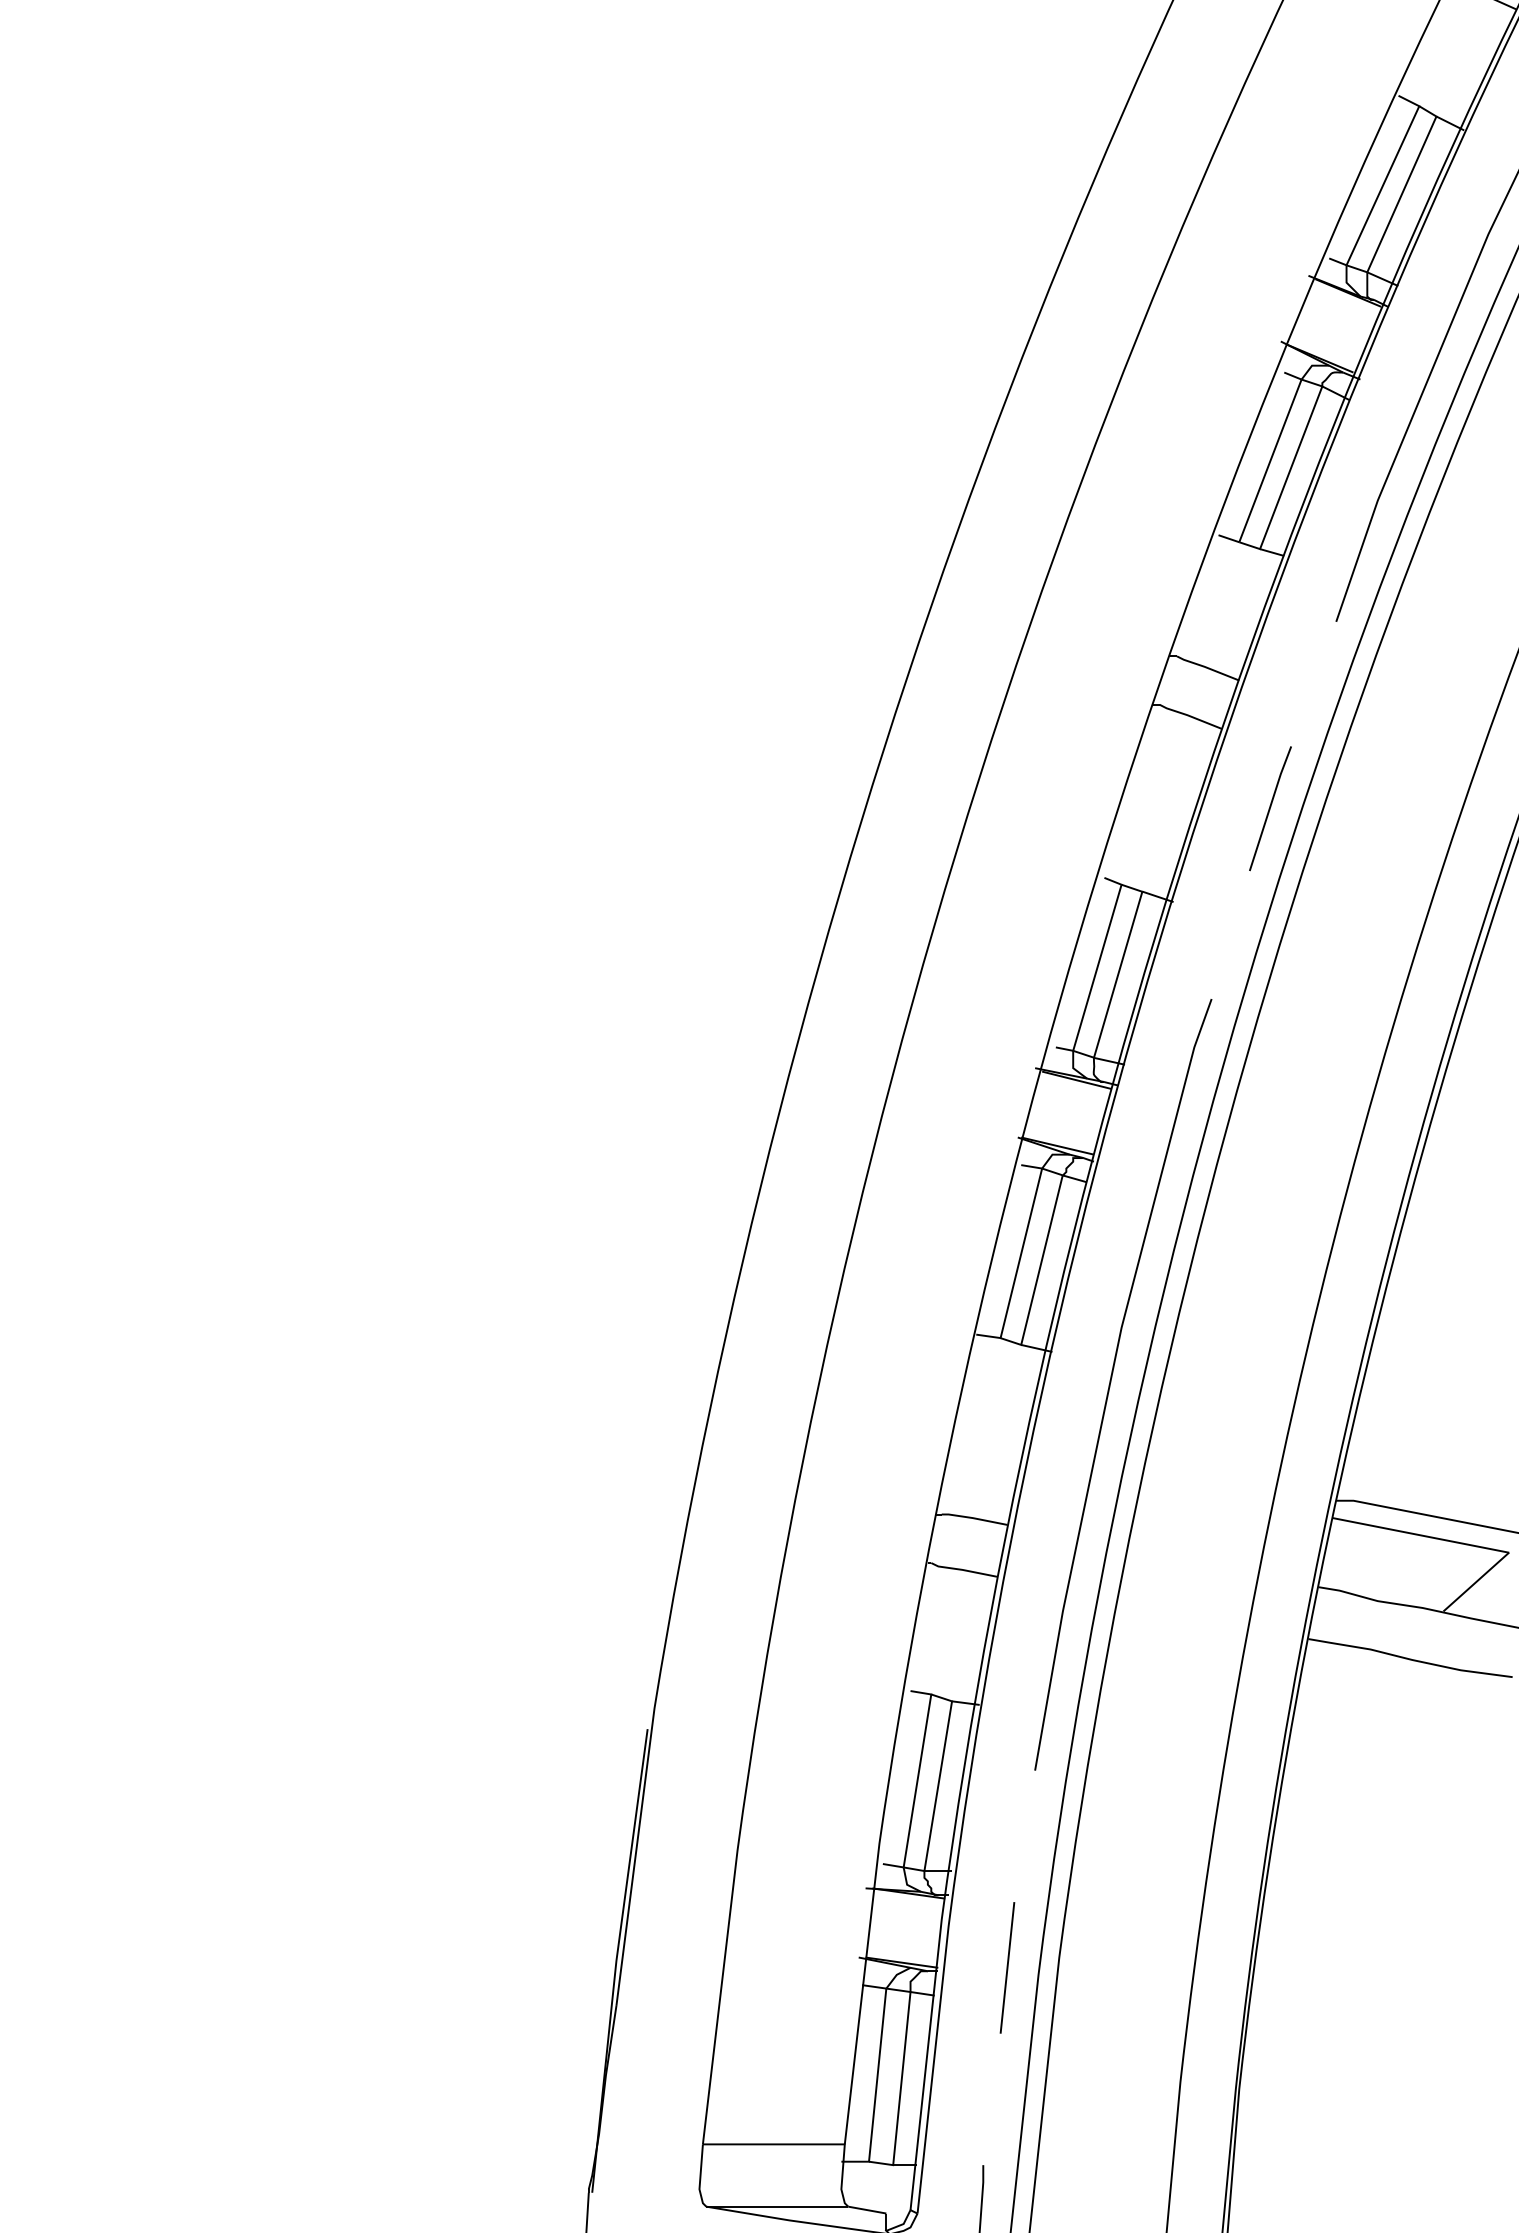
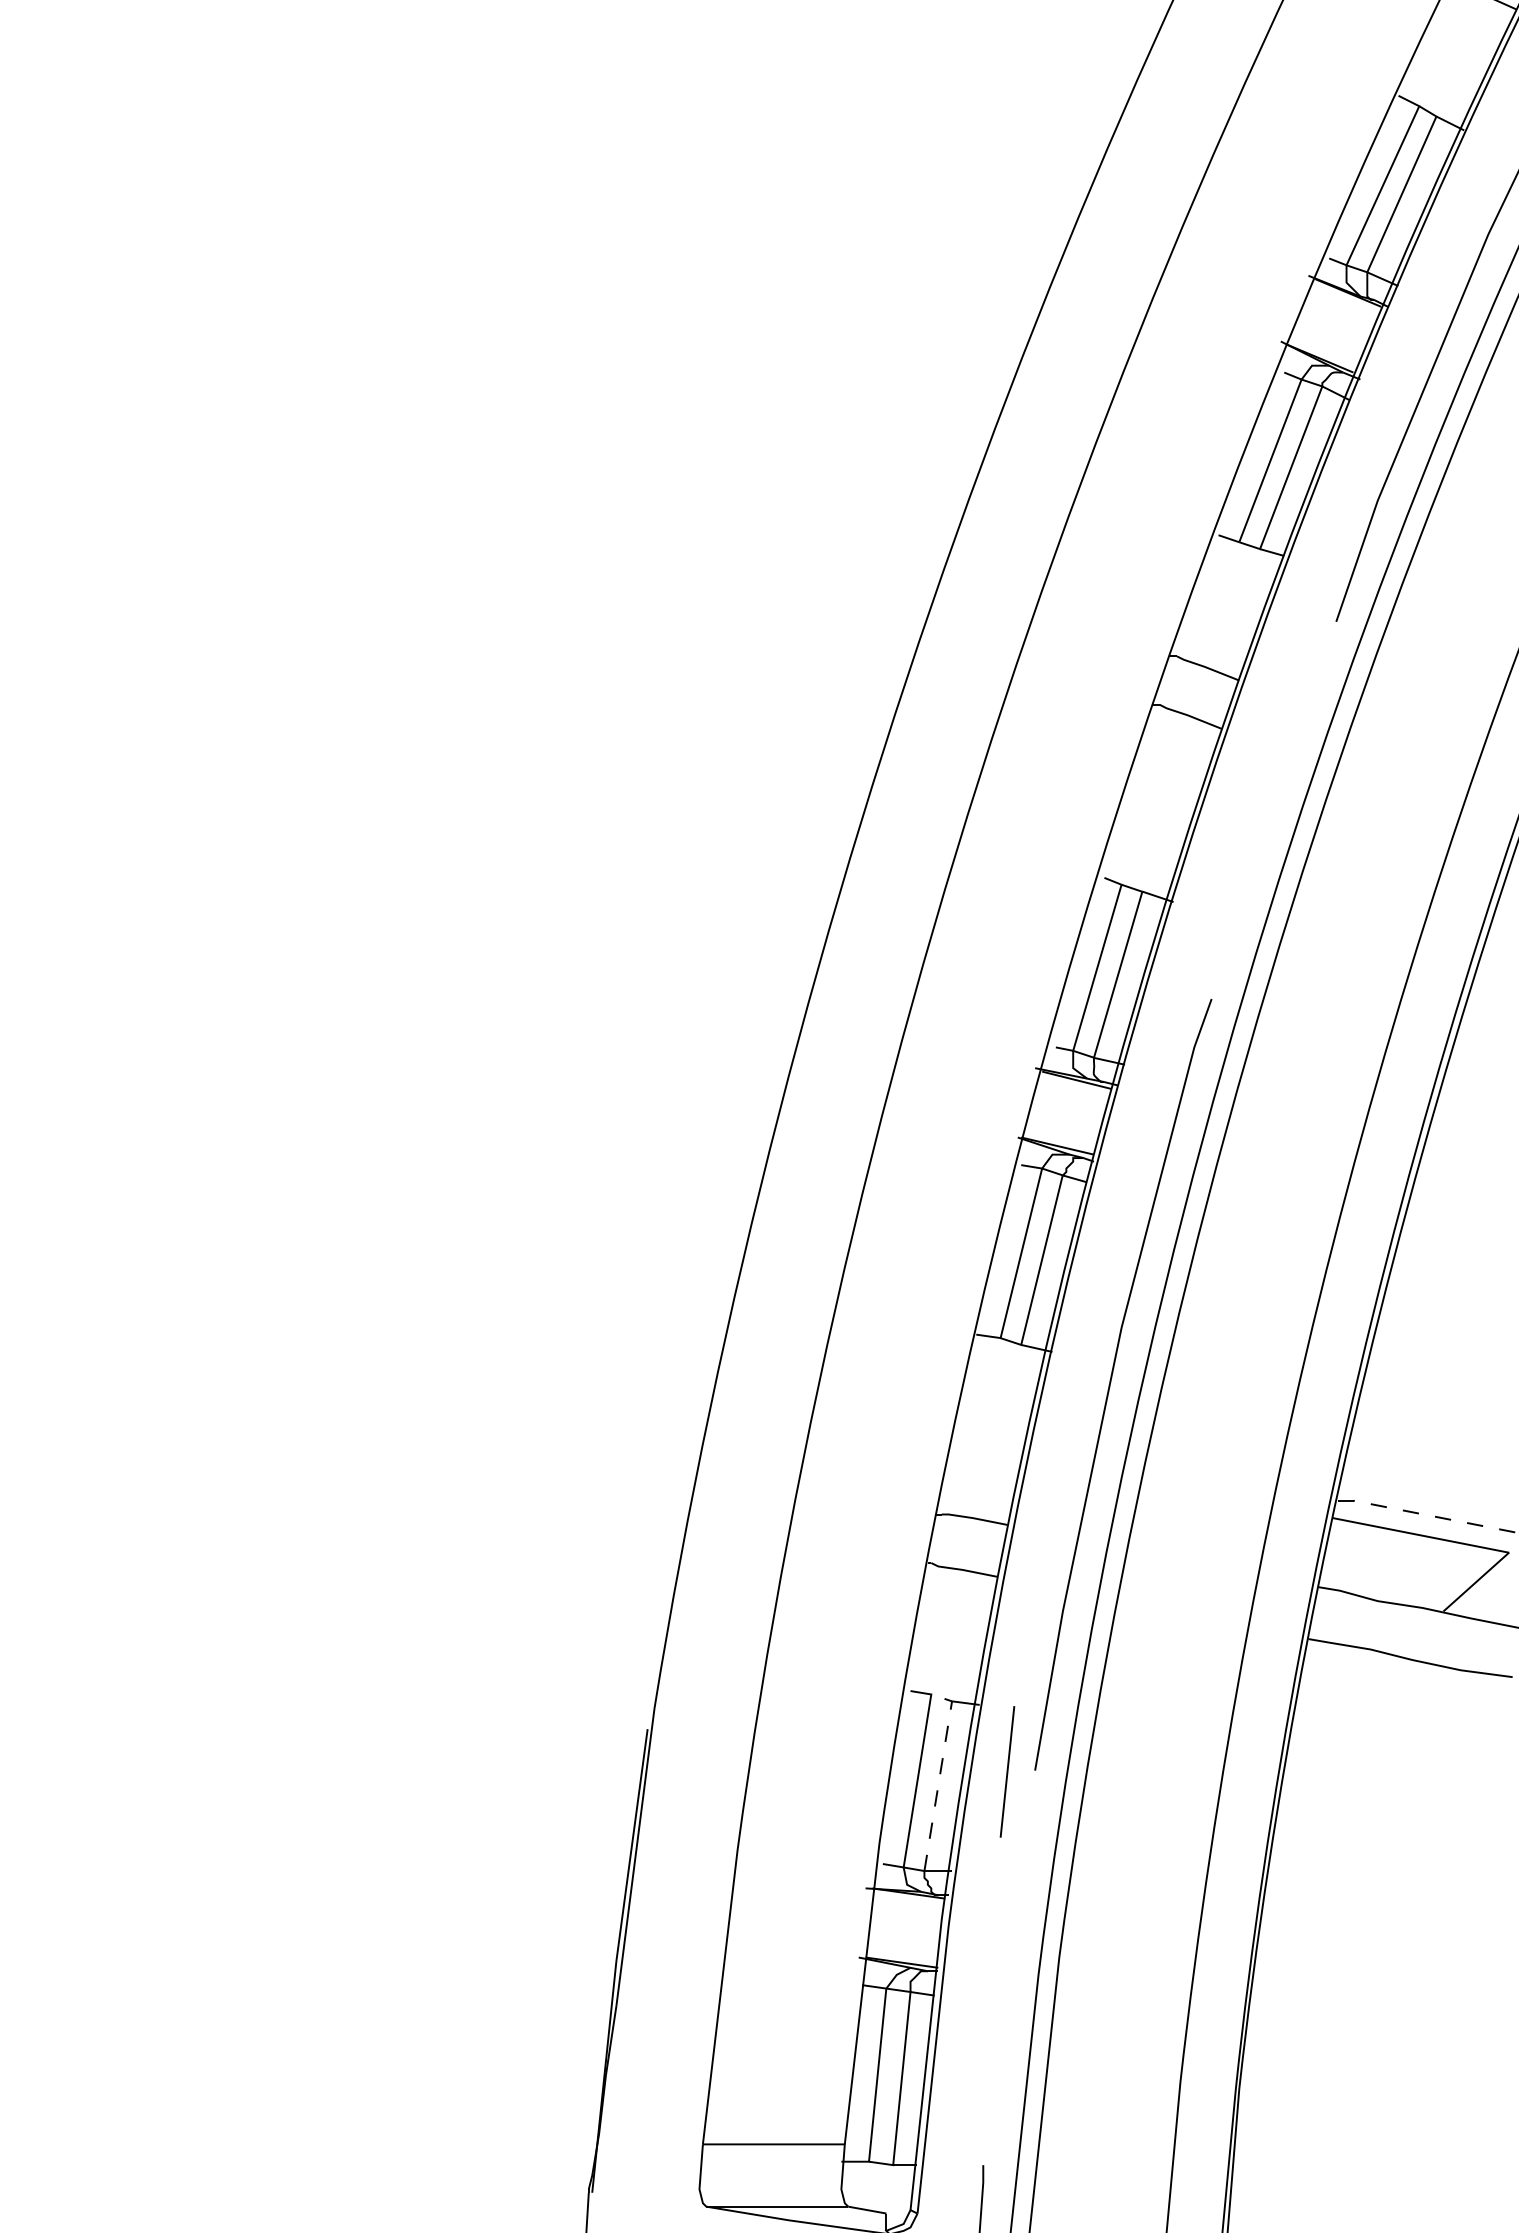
line: present -> none (1270, 808)
line: solid -> dashed (1426, 1515)
line: solid -> dashed (940, 1774)
line position: (1007, 1967) -> (1007, 1771) (1007, 1771)
